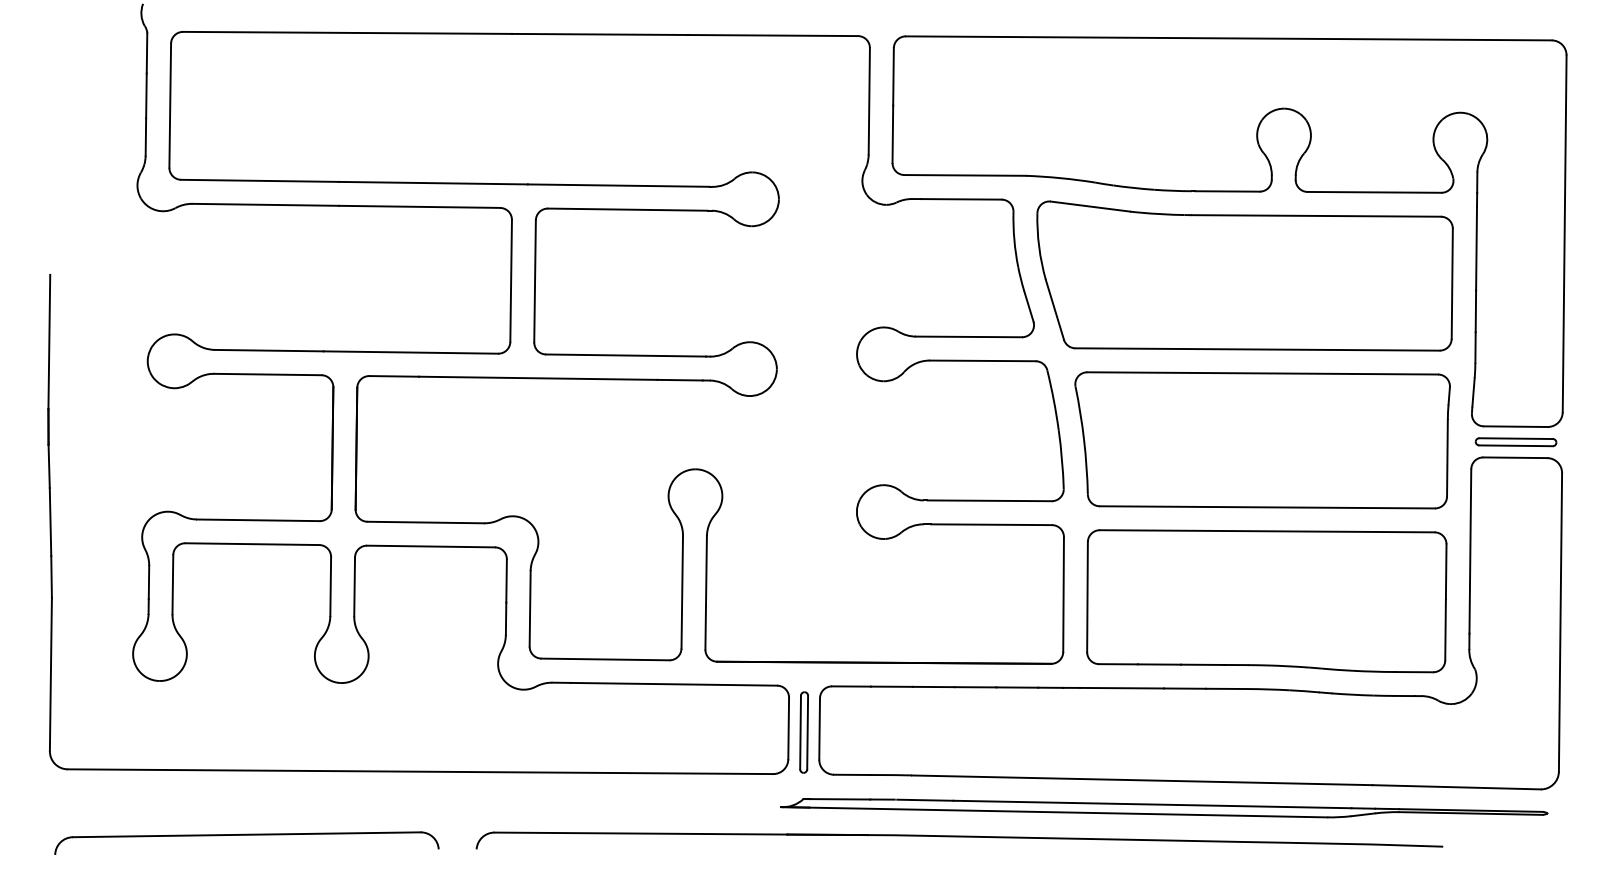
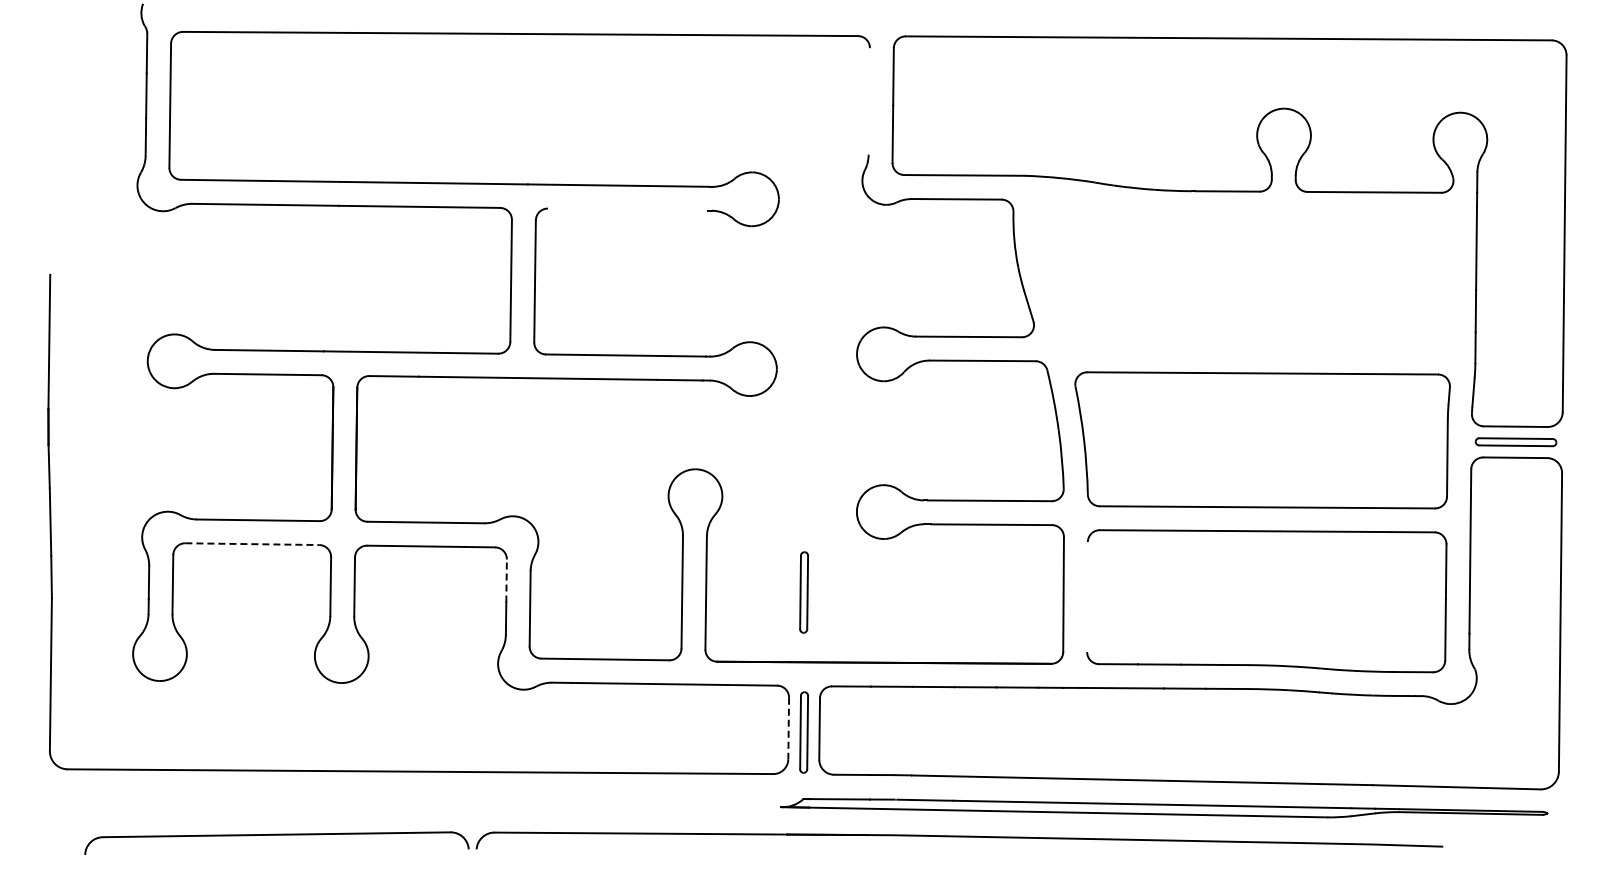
line: present -> none (868, 101)
line: present -> none (627, 209)
part: present -> none (1244, 275)
line: solid -> dashed (252, 544)
line: solid -> dashed (506, 581)
part: none -> present (803, 592)
line: present -> none (1087, 597)
line: solid -> dashed (788, 728)
part position: (246, 835) -> (276, 835) (276, 835)
